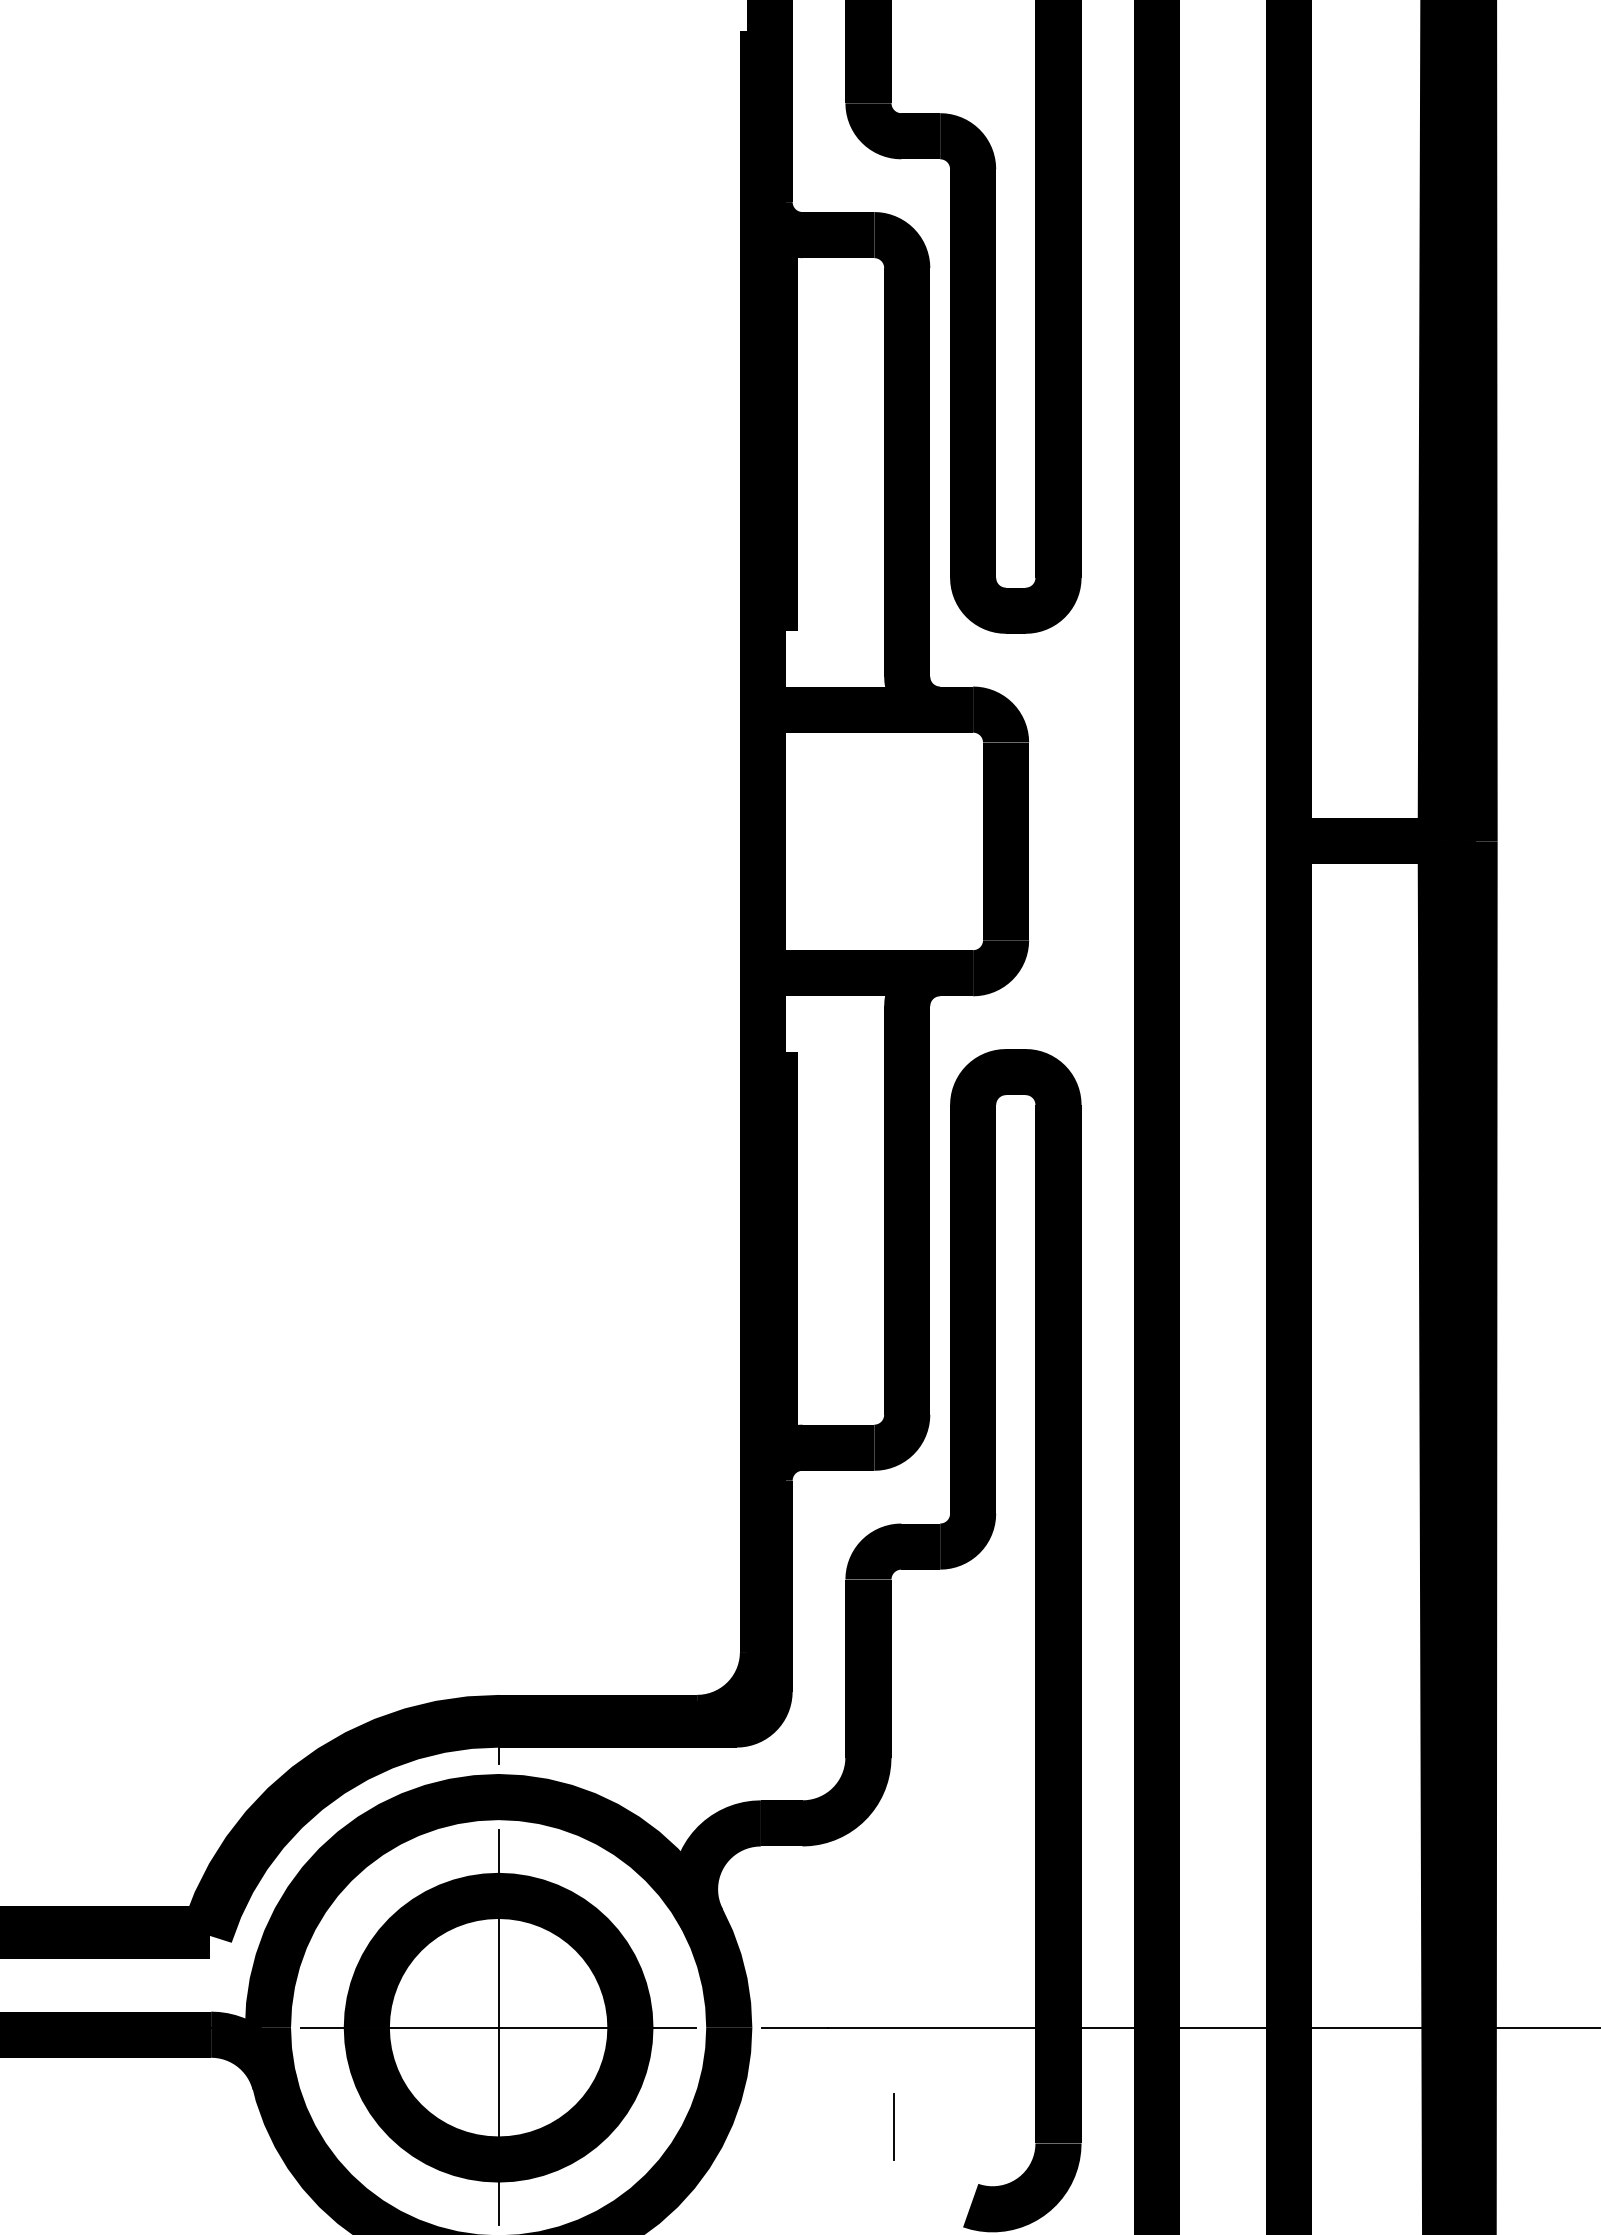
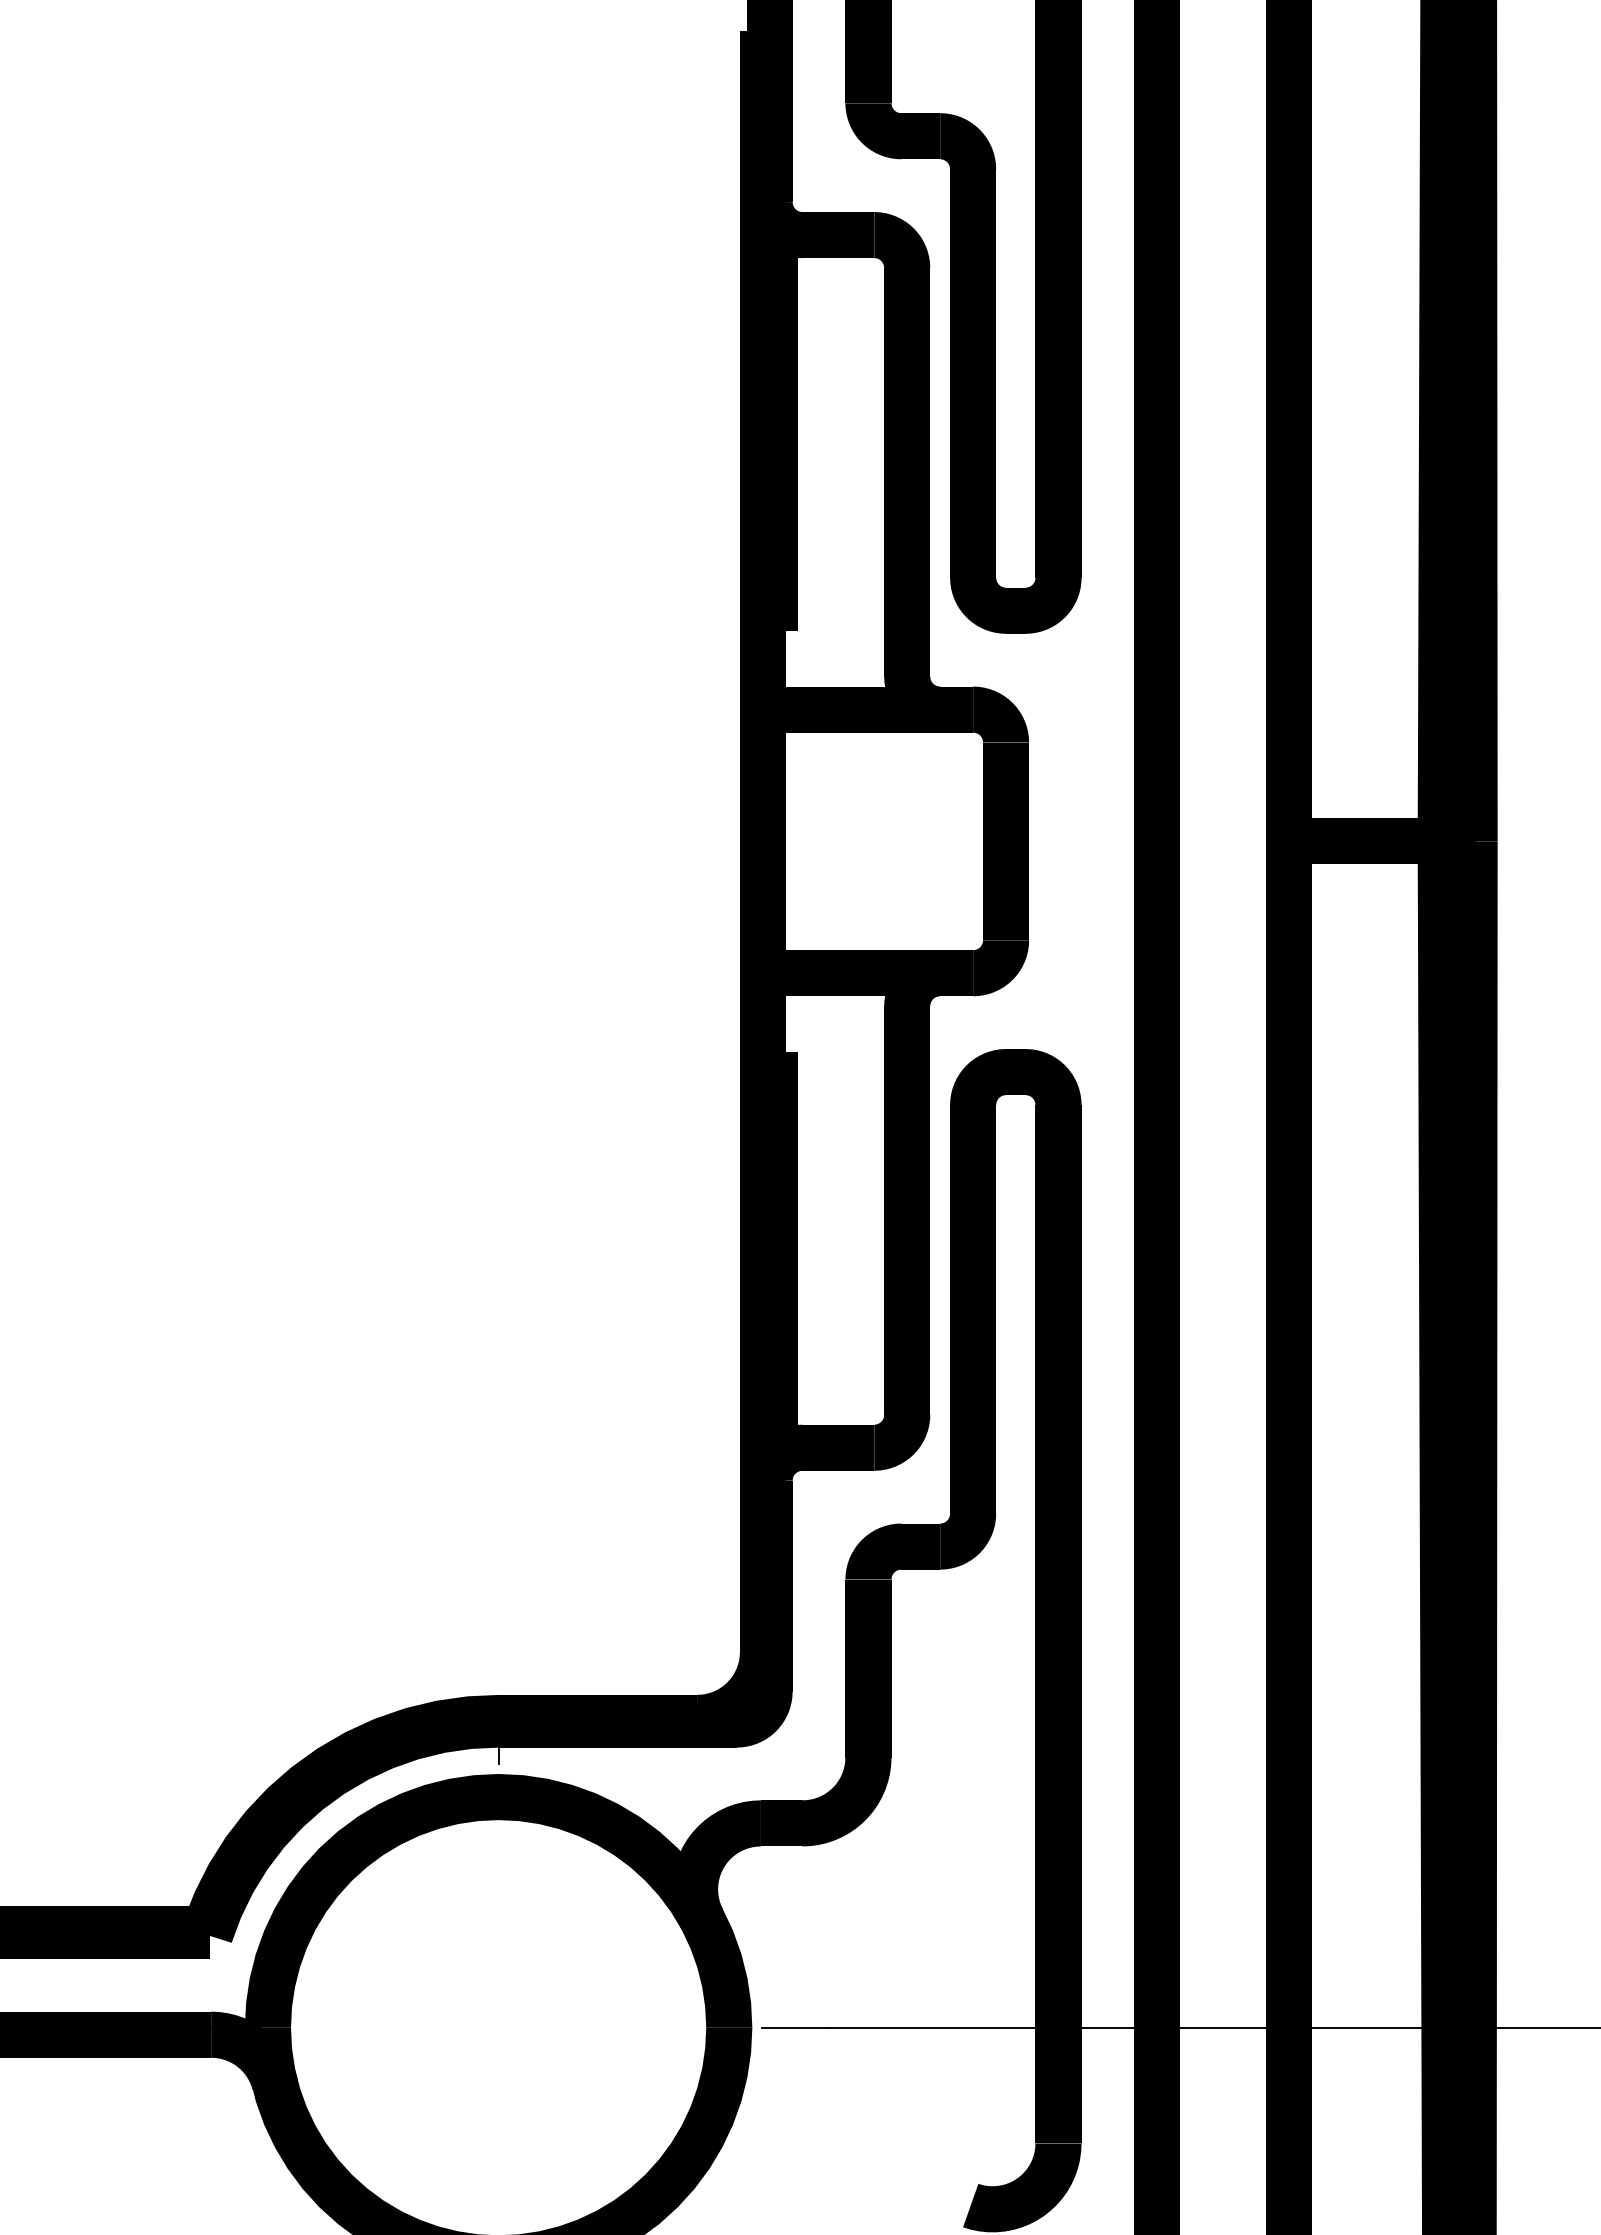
part: present -> none (498, 2027)
line: present -> none (894, 2126)
